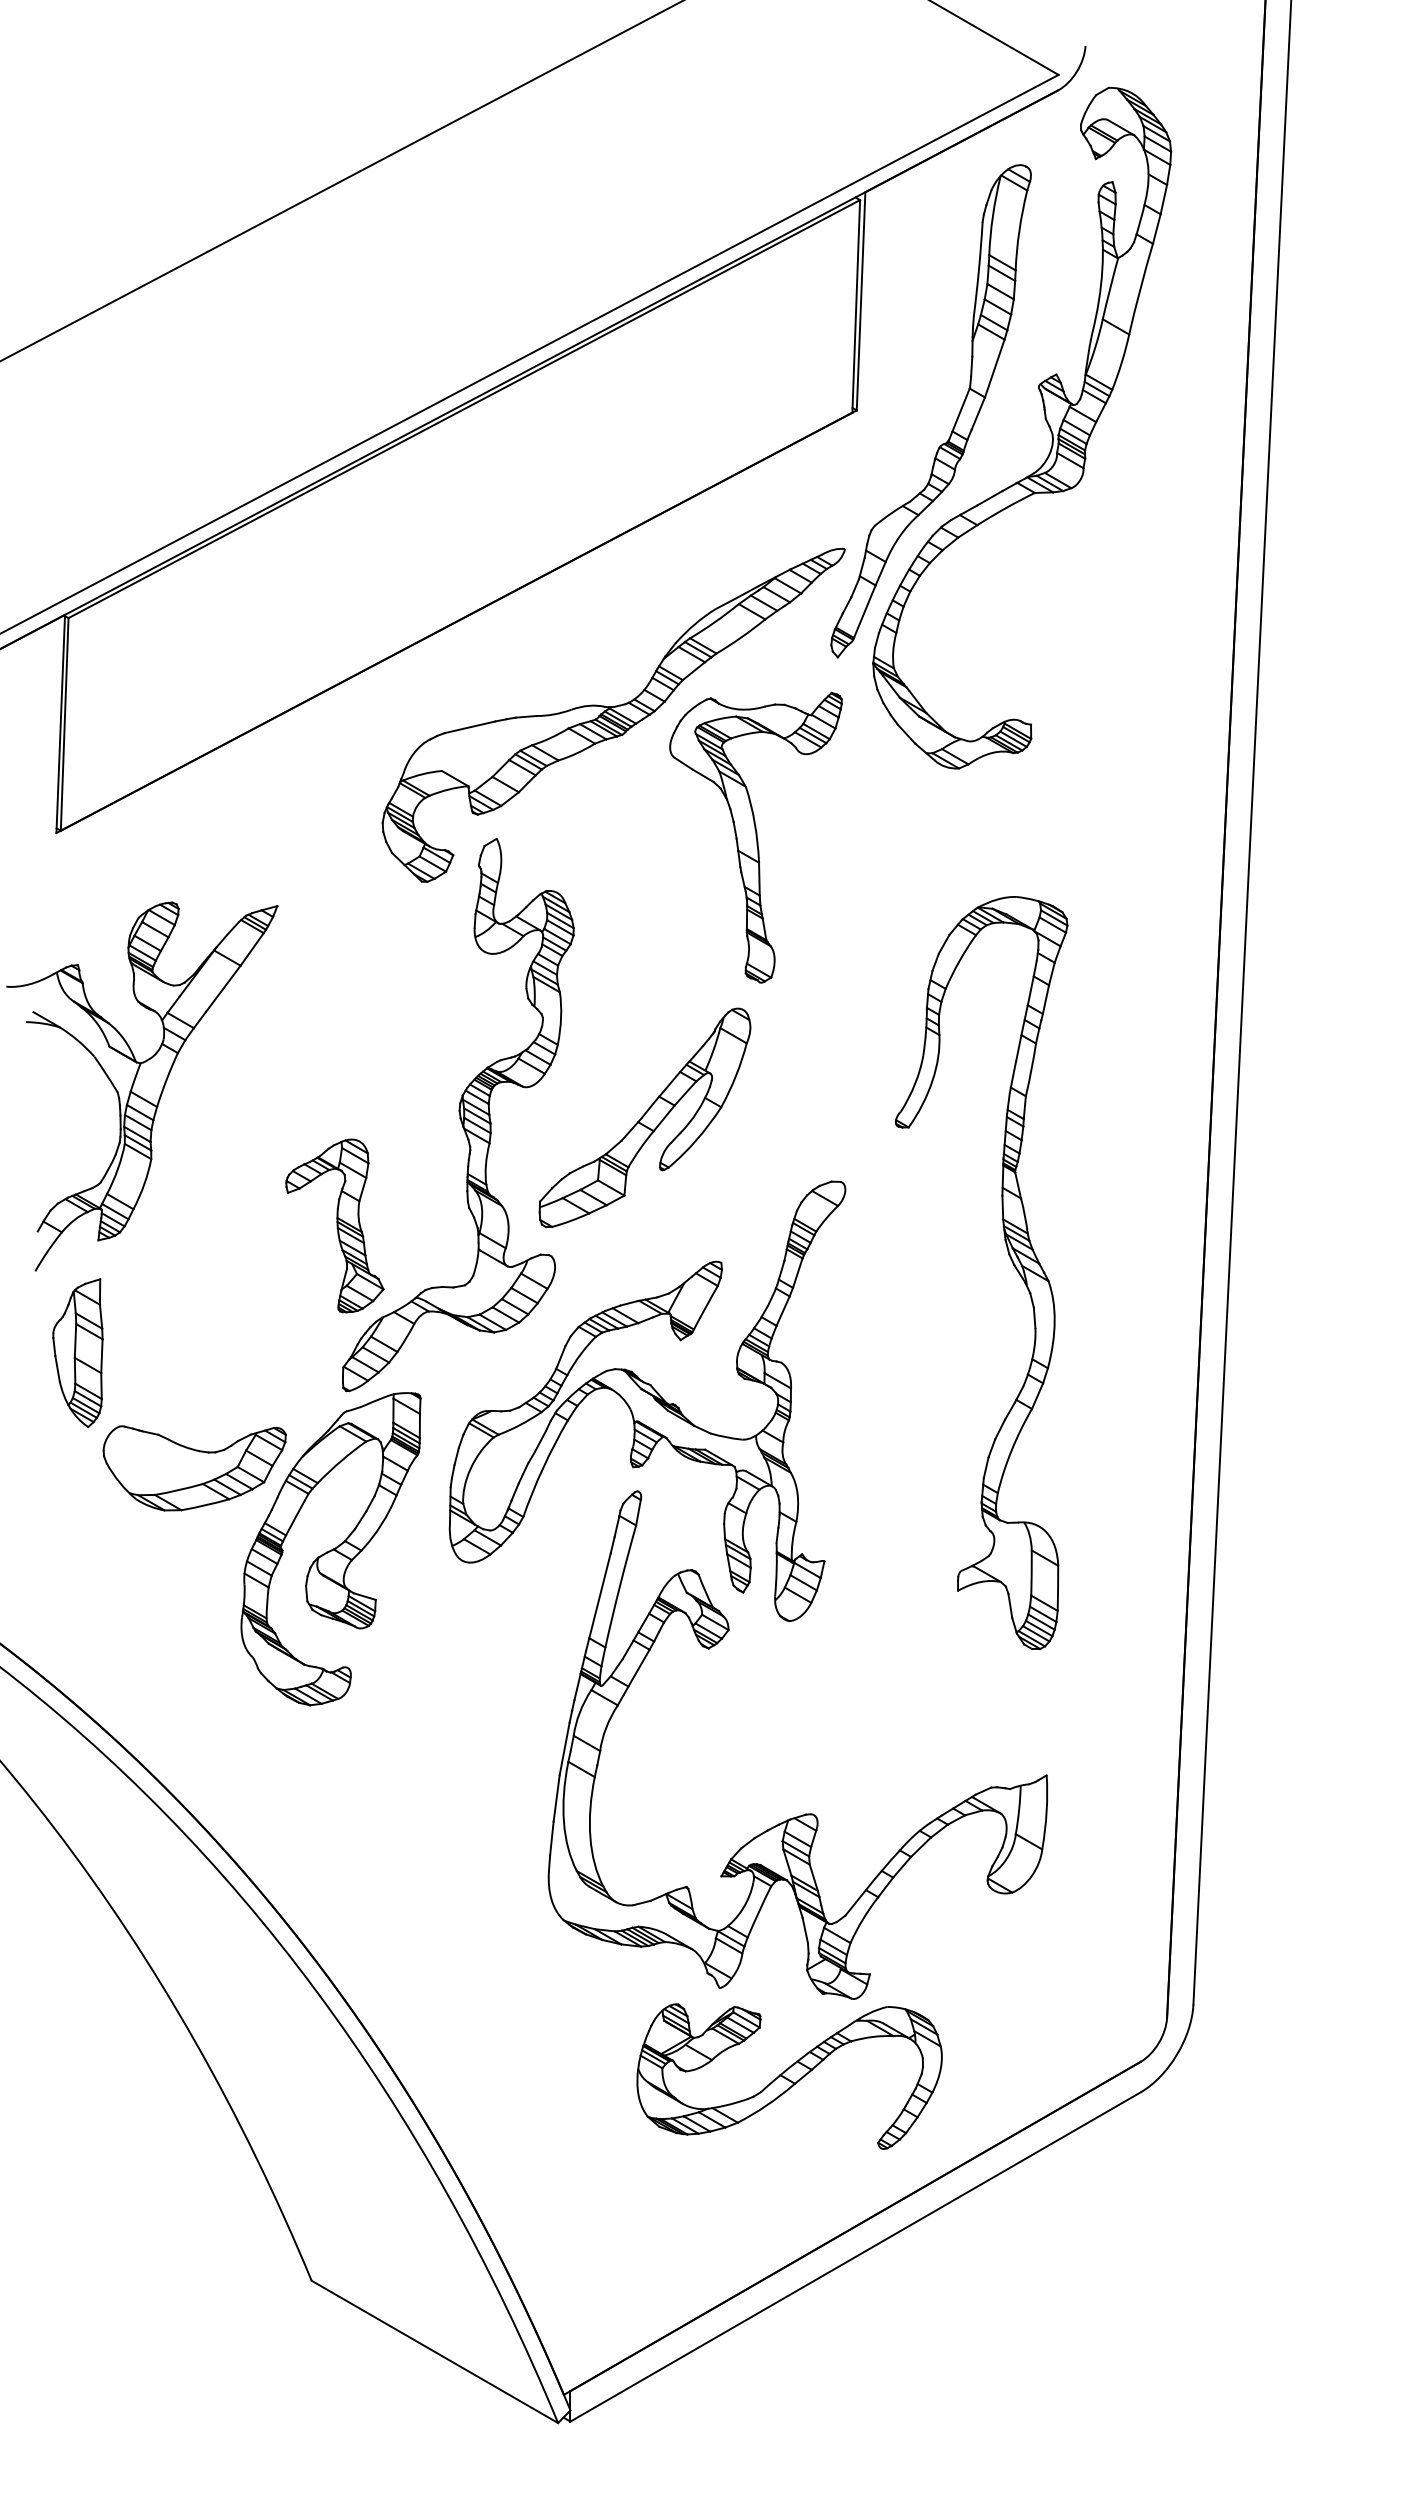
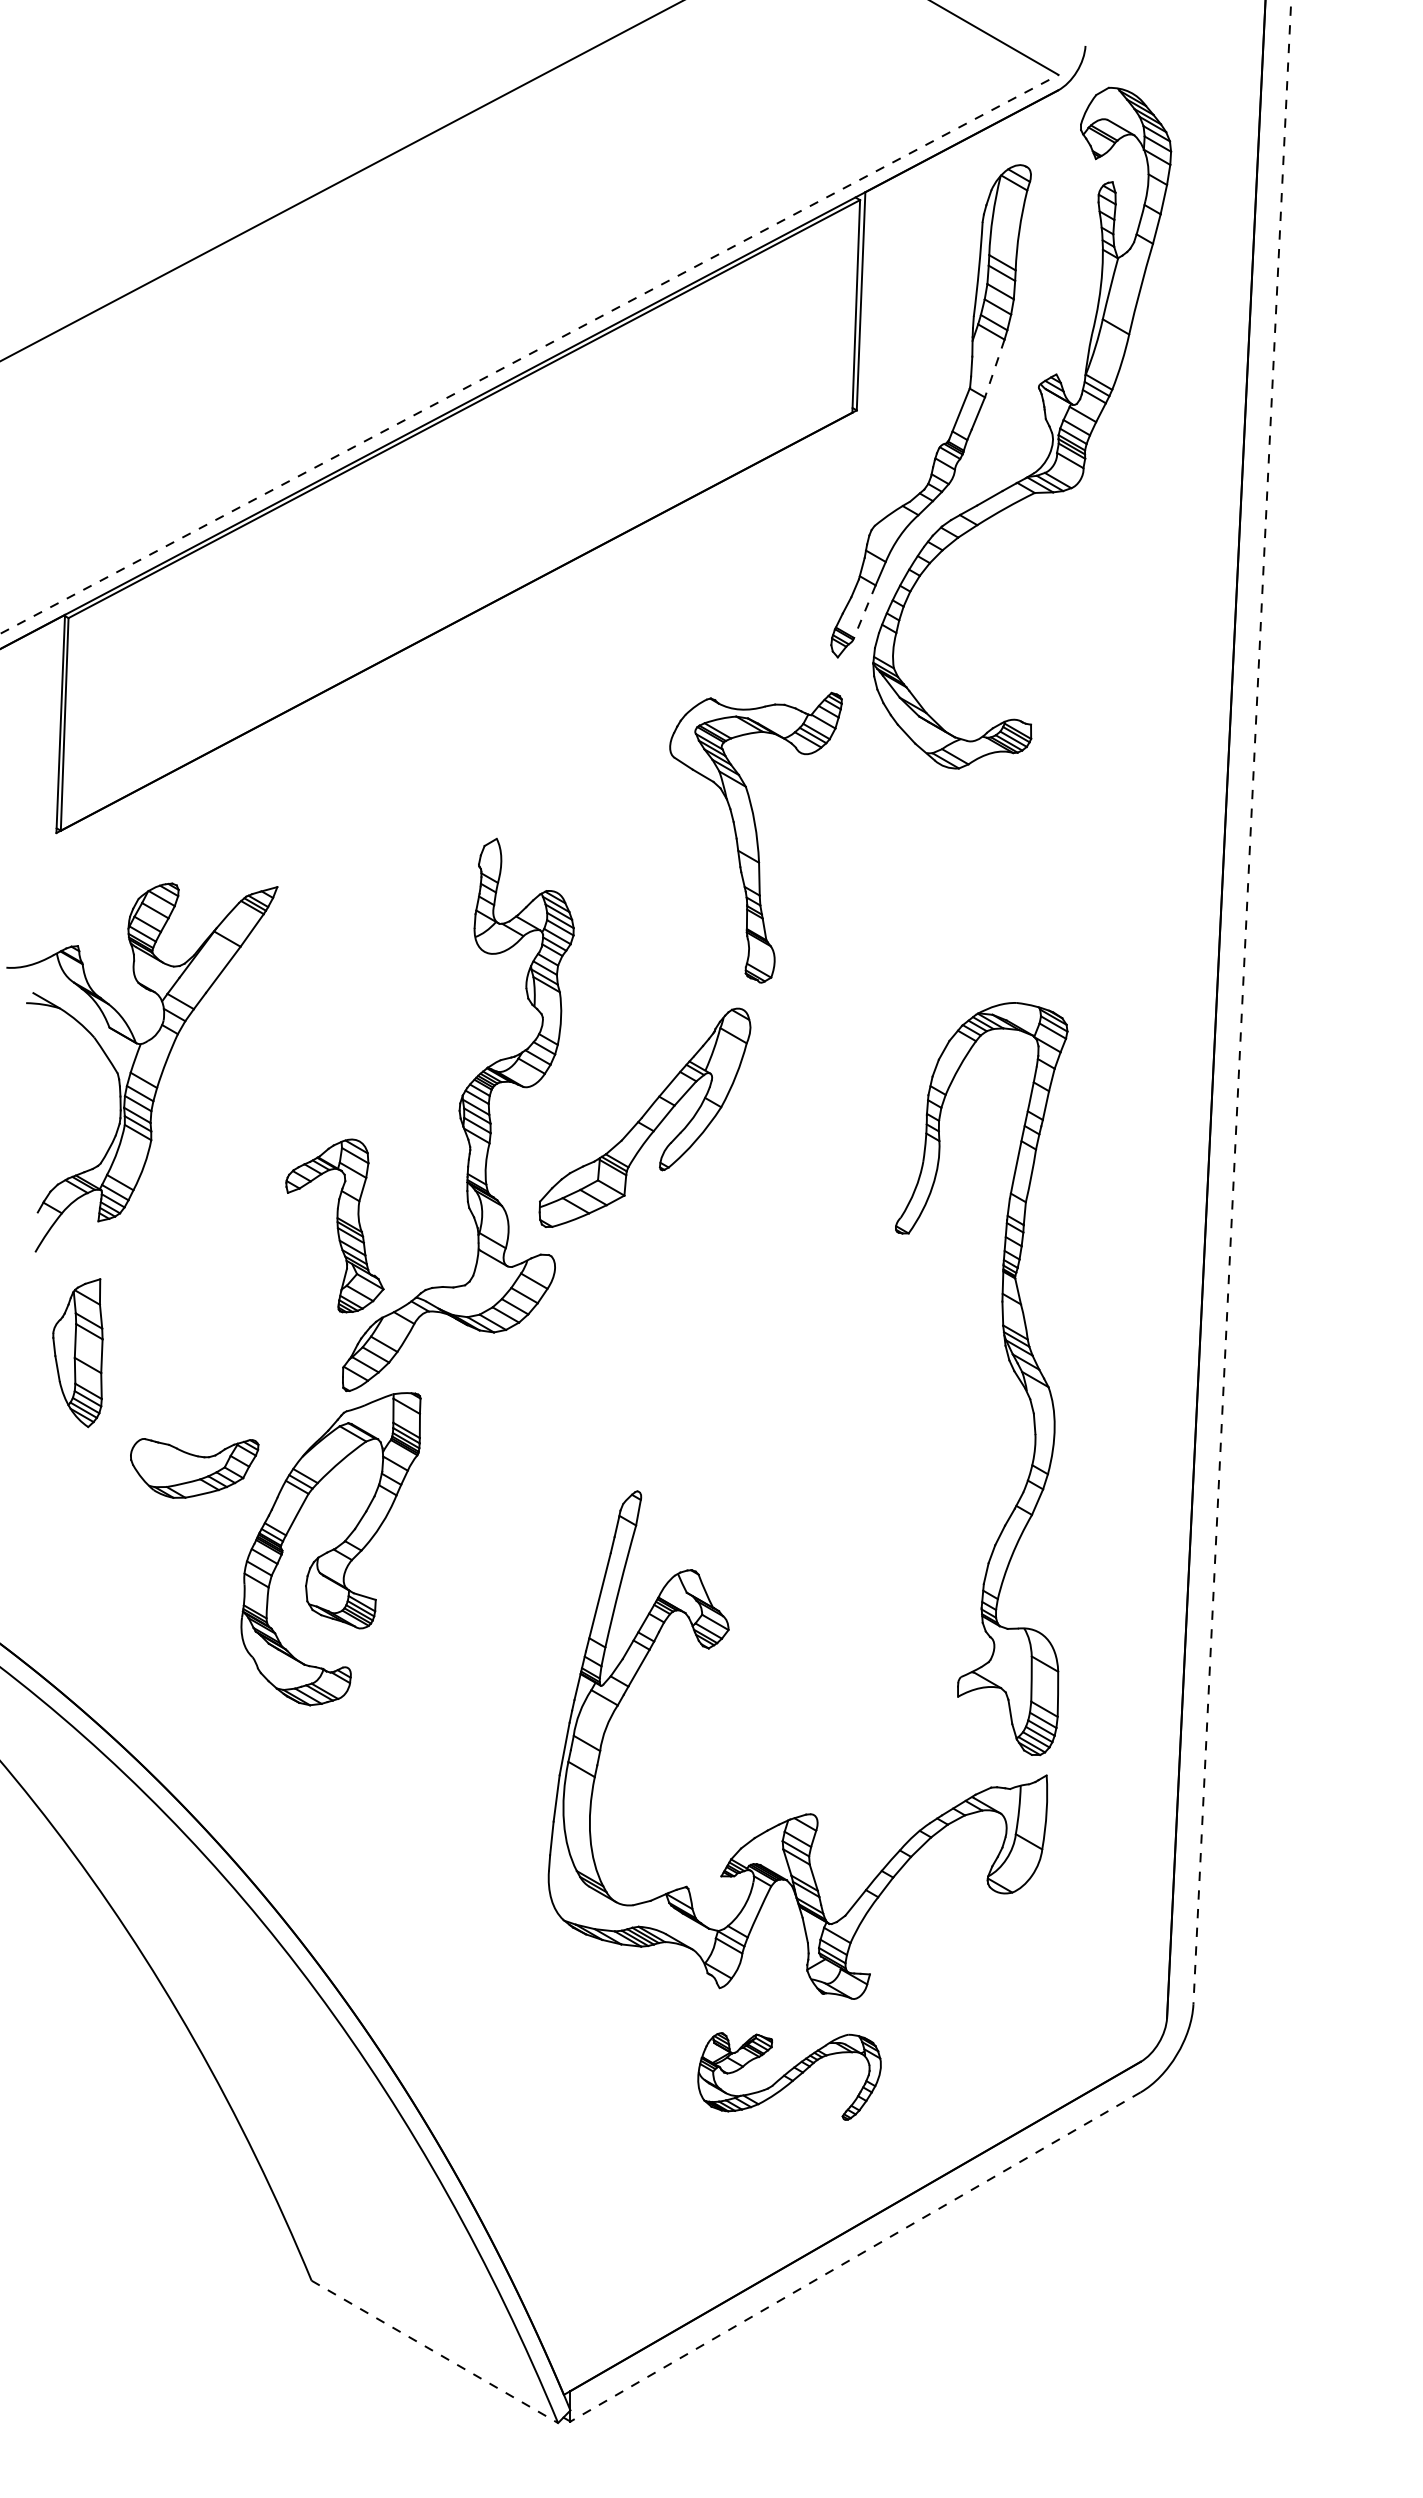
line: solid -> dashed (529, 354)
line: solid -> dashed (994, 368)
line: solid -> dashed (864, 612)
part: present -> none (613, 715)
line: solid -> dashed (1242, 1002)
part position: (142, 1086) -> (142, 1067) (142, 1067)
part position: (1010, 1259) -> (1010, 1365) (1010, 1365)
part: present -> none (647, 1401)
part size: 185x87 px -> 130x61 px (194, 1468)
part size: 307x147 px -> 185x89 px (789, 2076)
line: solid -> dashed (855, 2257)
line: solid -> dashed (435, 2352)
